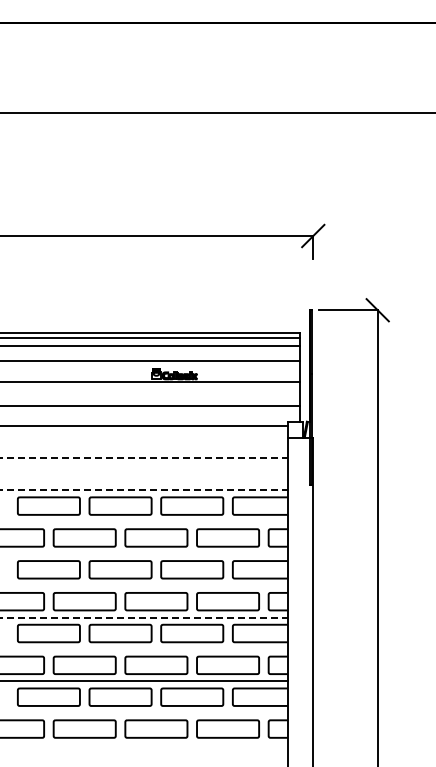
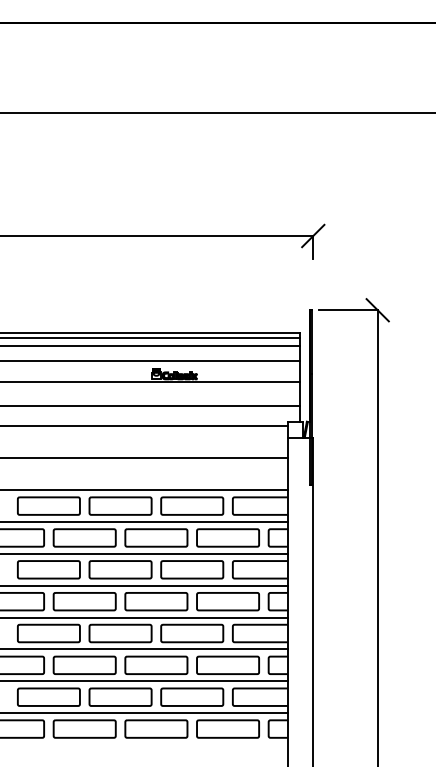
line: dashed -> solid (144, 458)
line: dashed -> solid (144, 490)
line: none -> present (144, 522)
line: none -> present (144, 553)
line: none -> present (144, 585)
line: dashed -> solid (144, 617)
line: none -> present (144, 649)
line: none -> present (144, 713)
